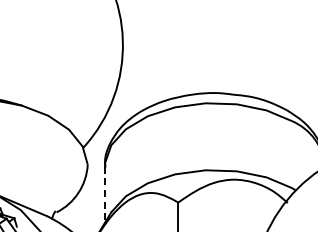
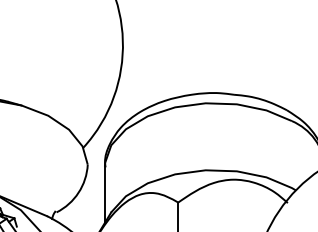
line: dashed -> solid (104, 195)
